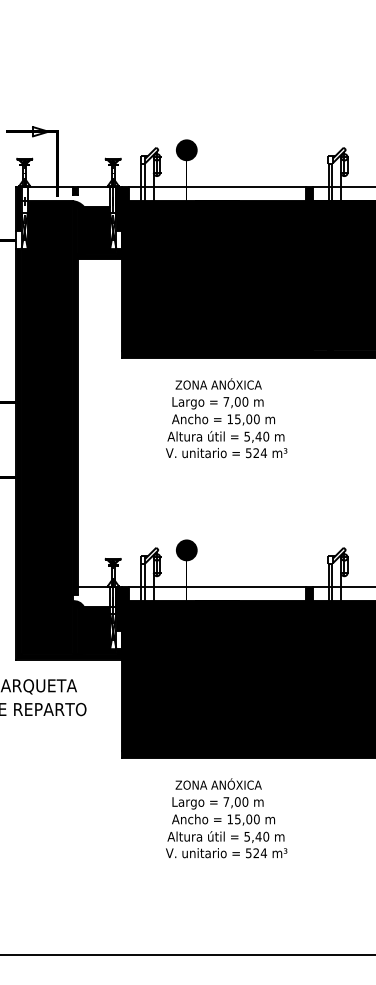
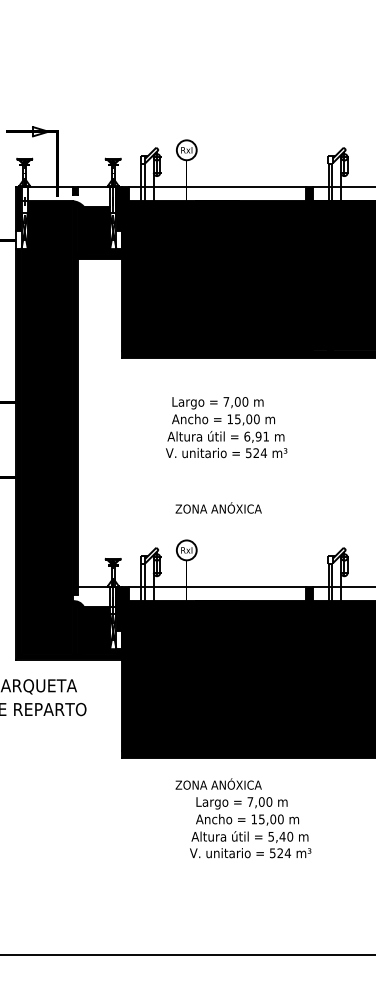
fill: present -> none (186, 150)
text position: (218, 383) -> (218, 507) (218, 507)
text: 5,40 -> 6,91 (256, 436)
fill: present -> none (186, 550)
text position: (226, 827) -> (250, 827) (250, 827)
